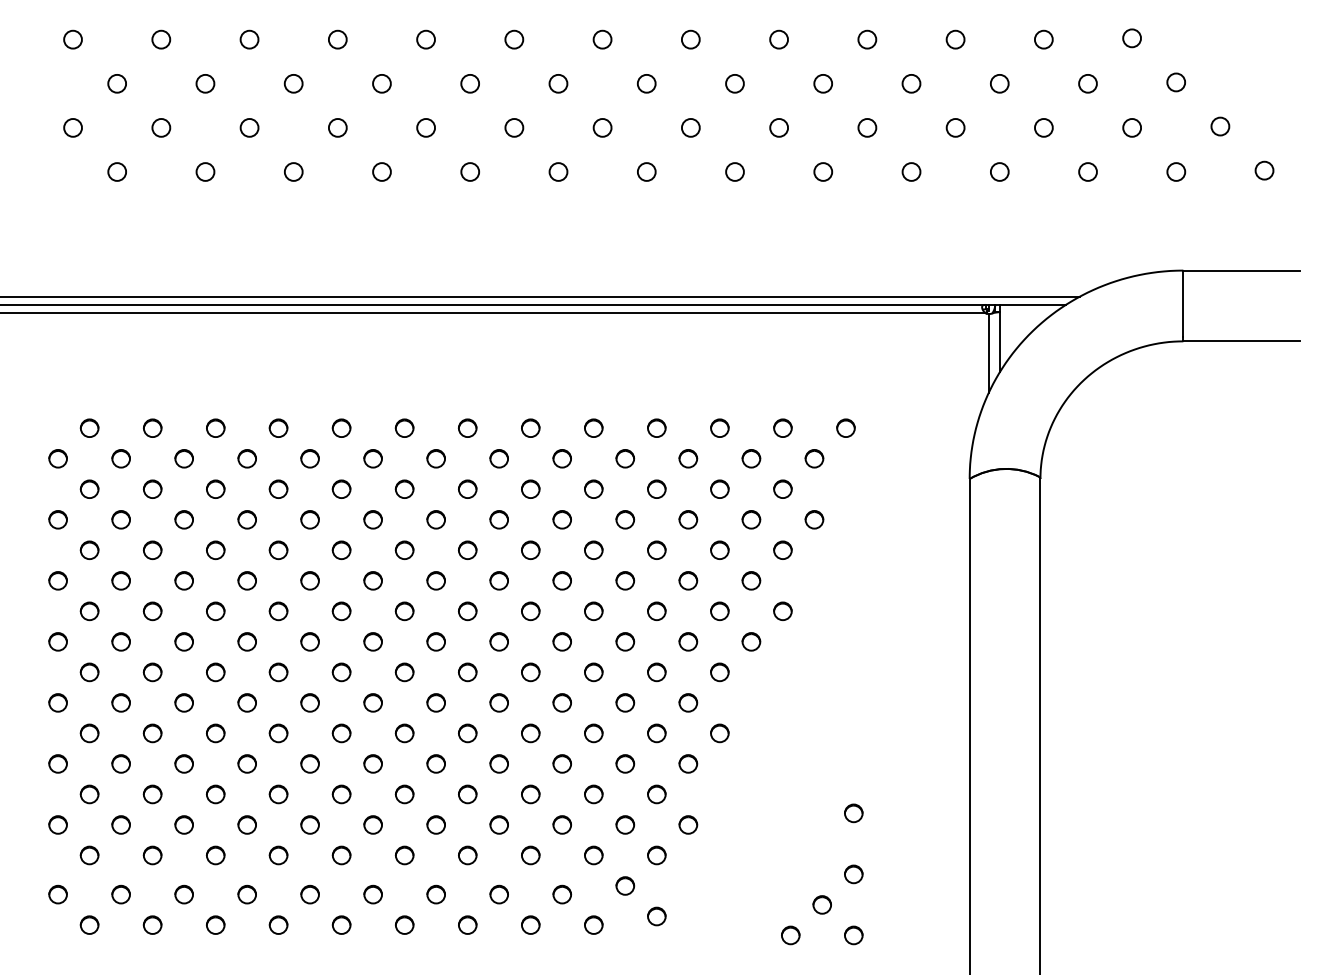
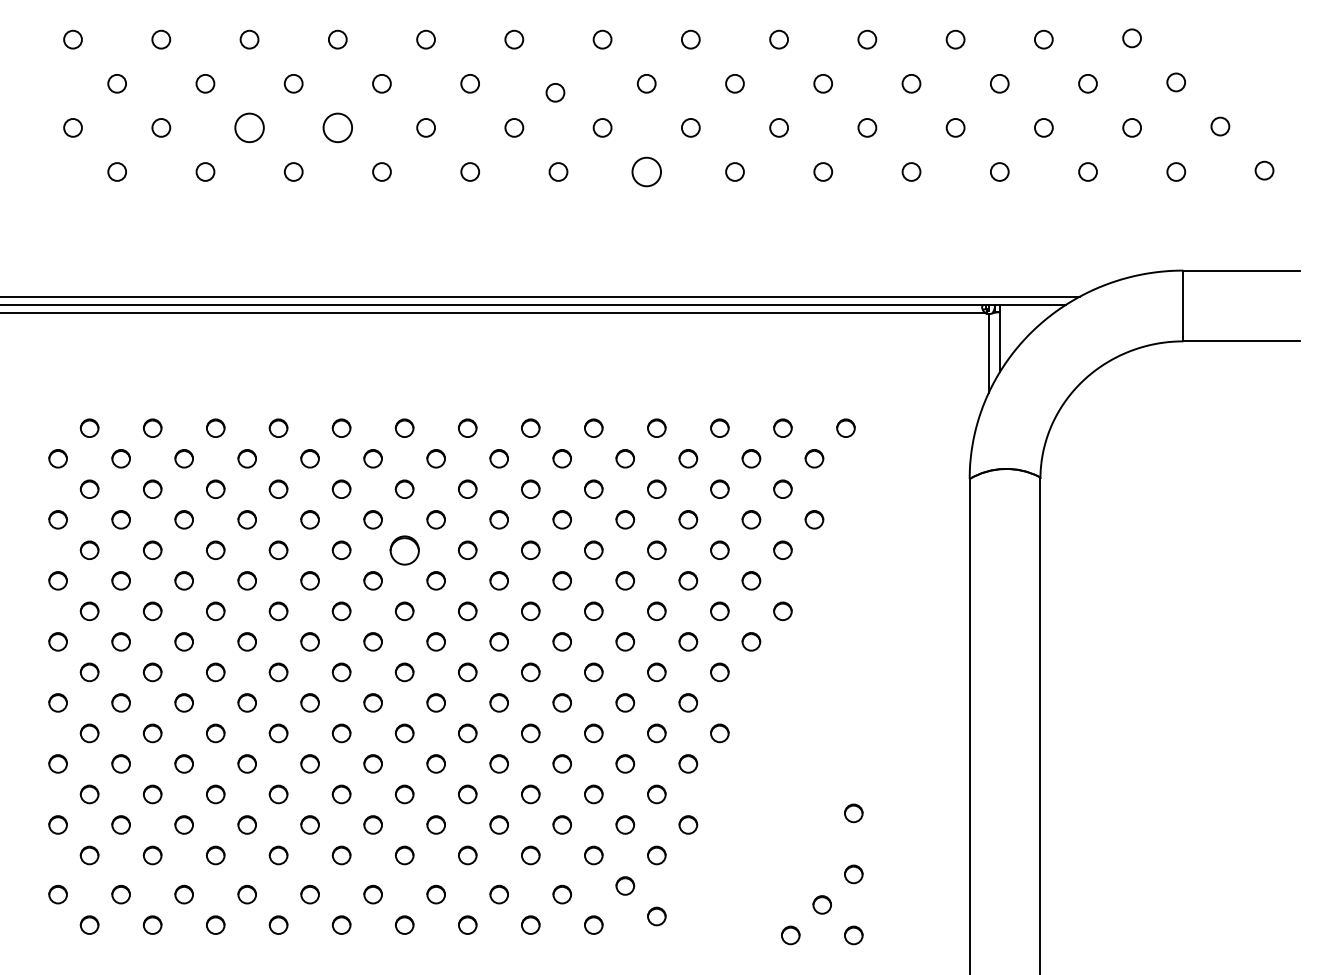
circle position: (558, 83) -> (555, 92) (555, 92)
circle diameter: 18 px -> 29 px (249, 127)
circle diameter: 18 px -> 29 px (337, 127)
circle diameter: 18 px -> 29 px (646, 171)
part size: 21x20 px -> 31x31 px (404, 550)
